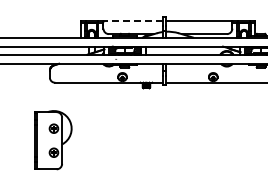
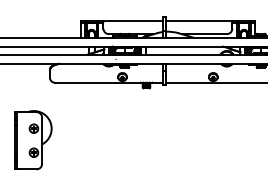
line: dashed -> solid (133, 21)
part position: (53, 140) -> (33, 140) (33, 140)
